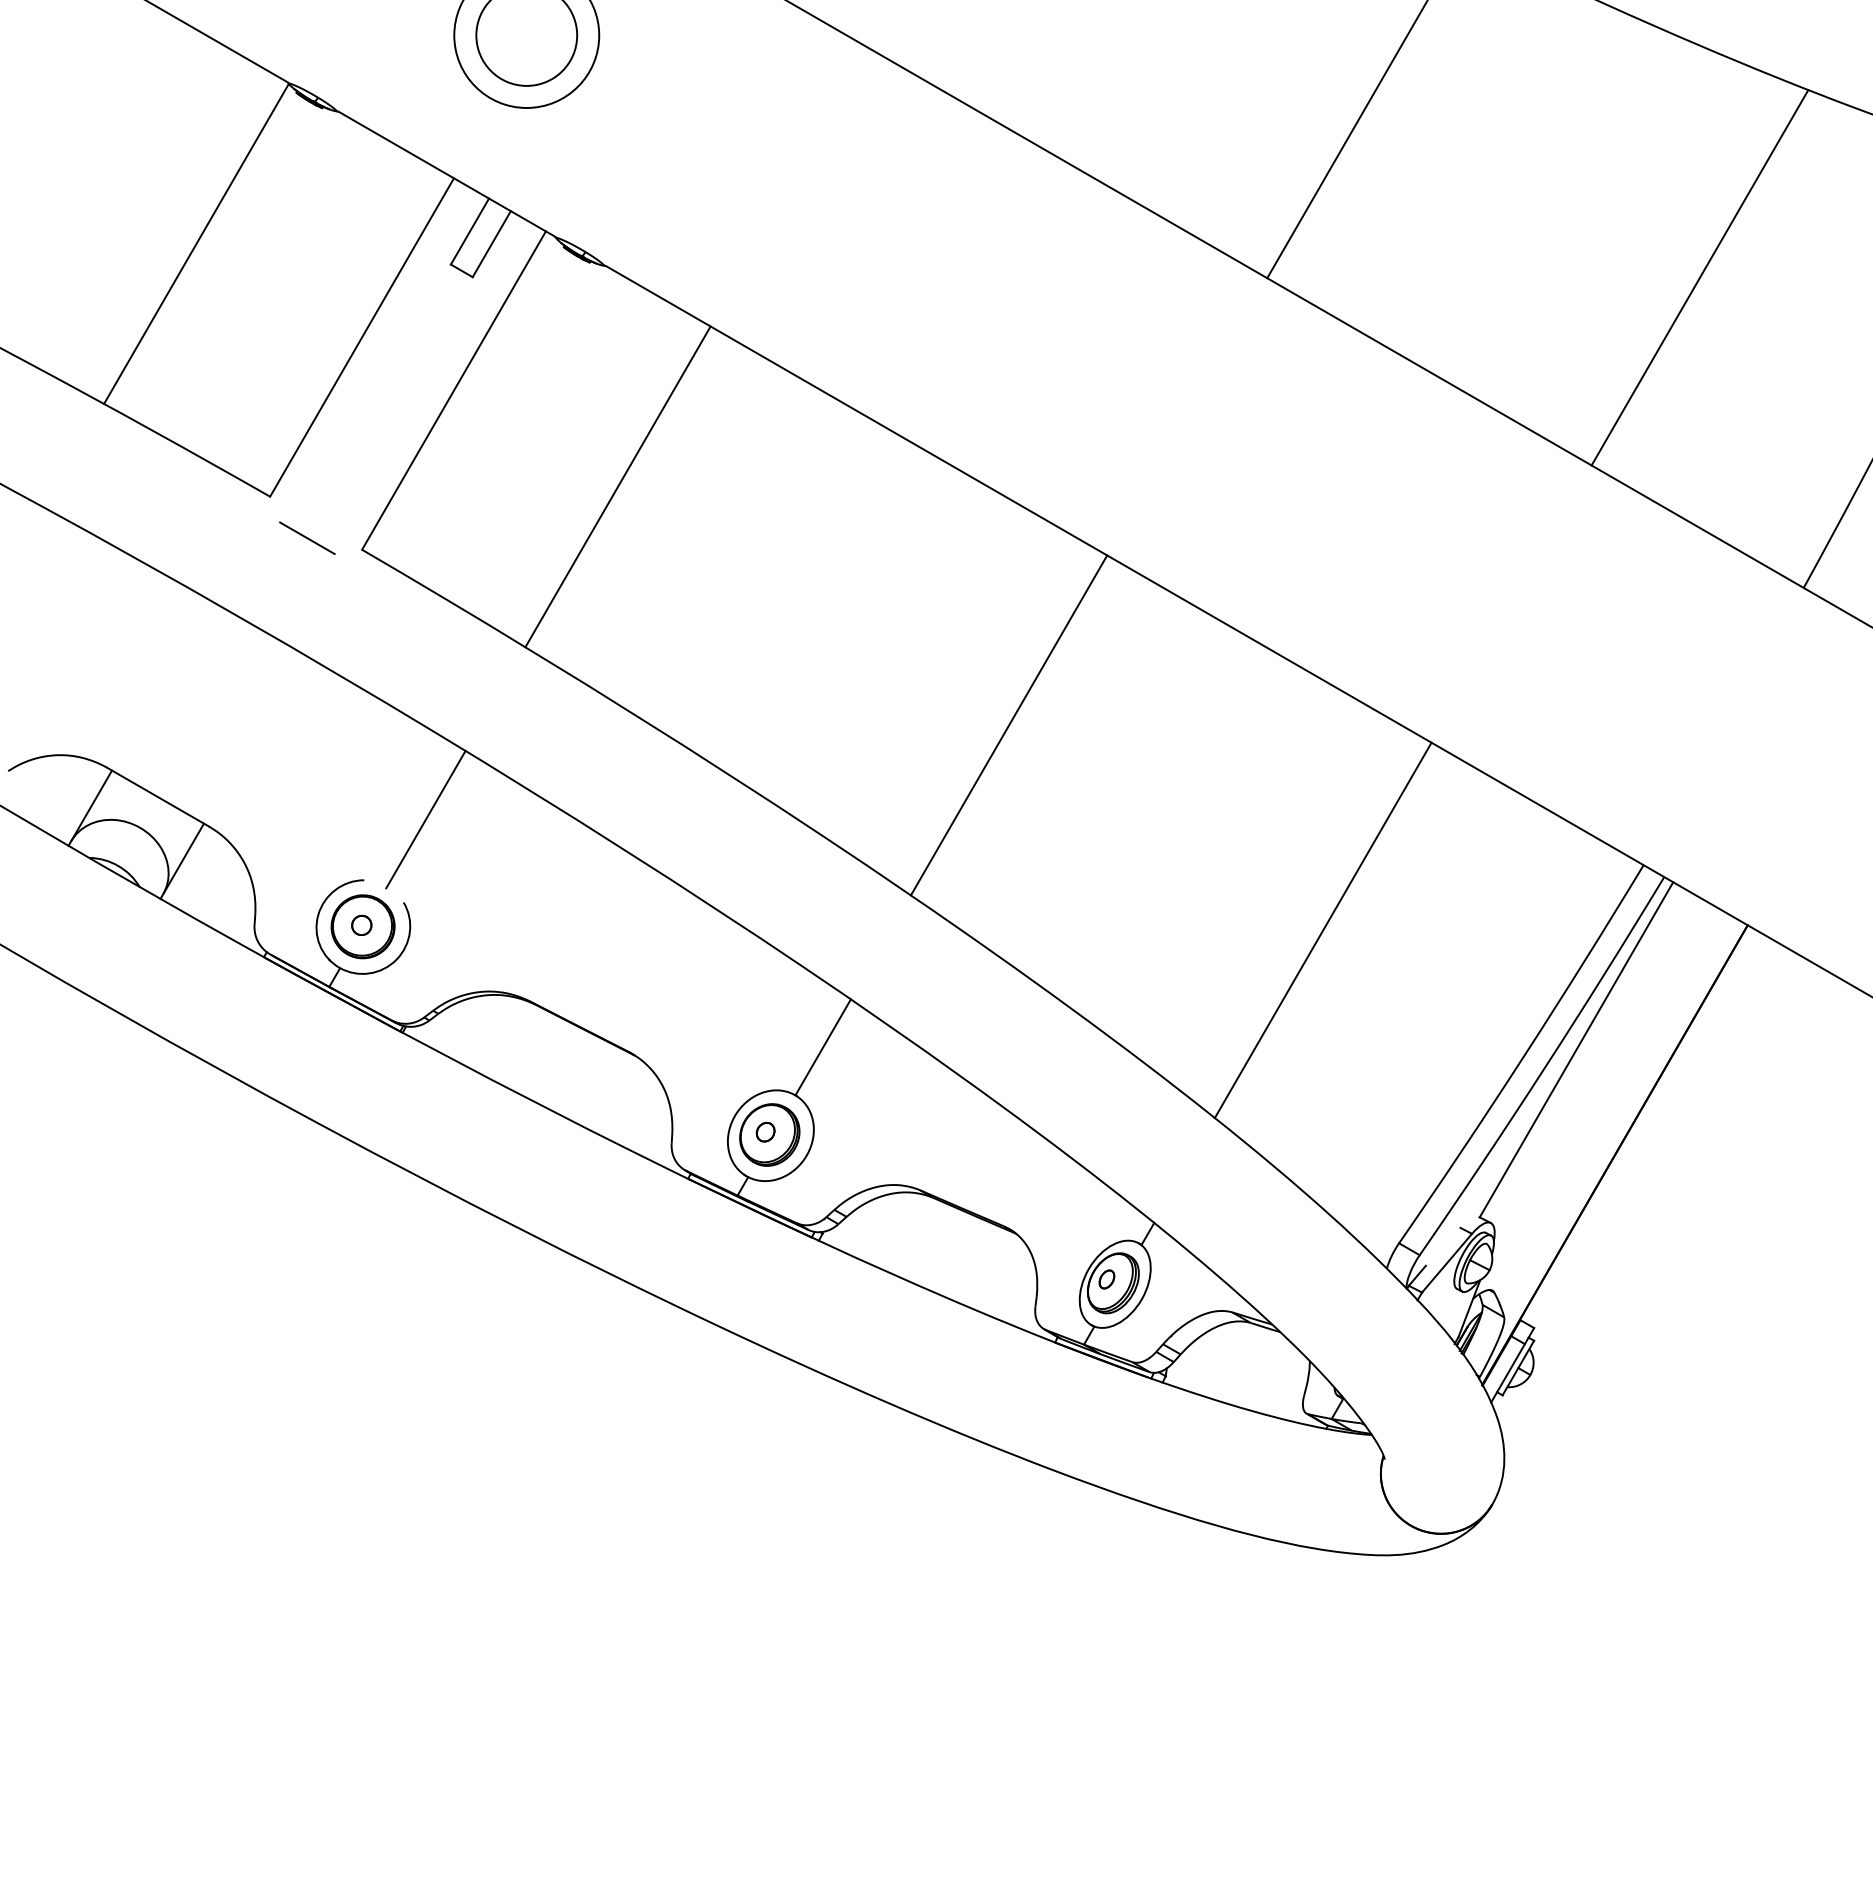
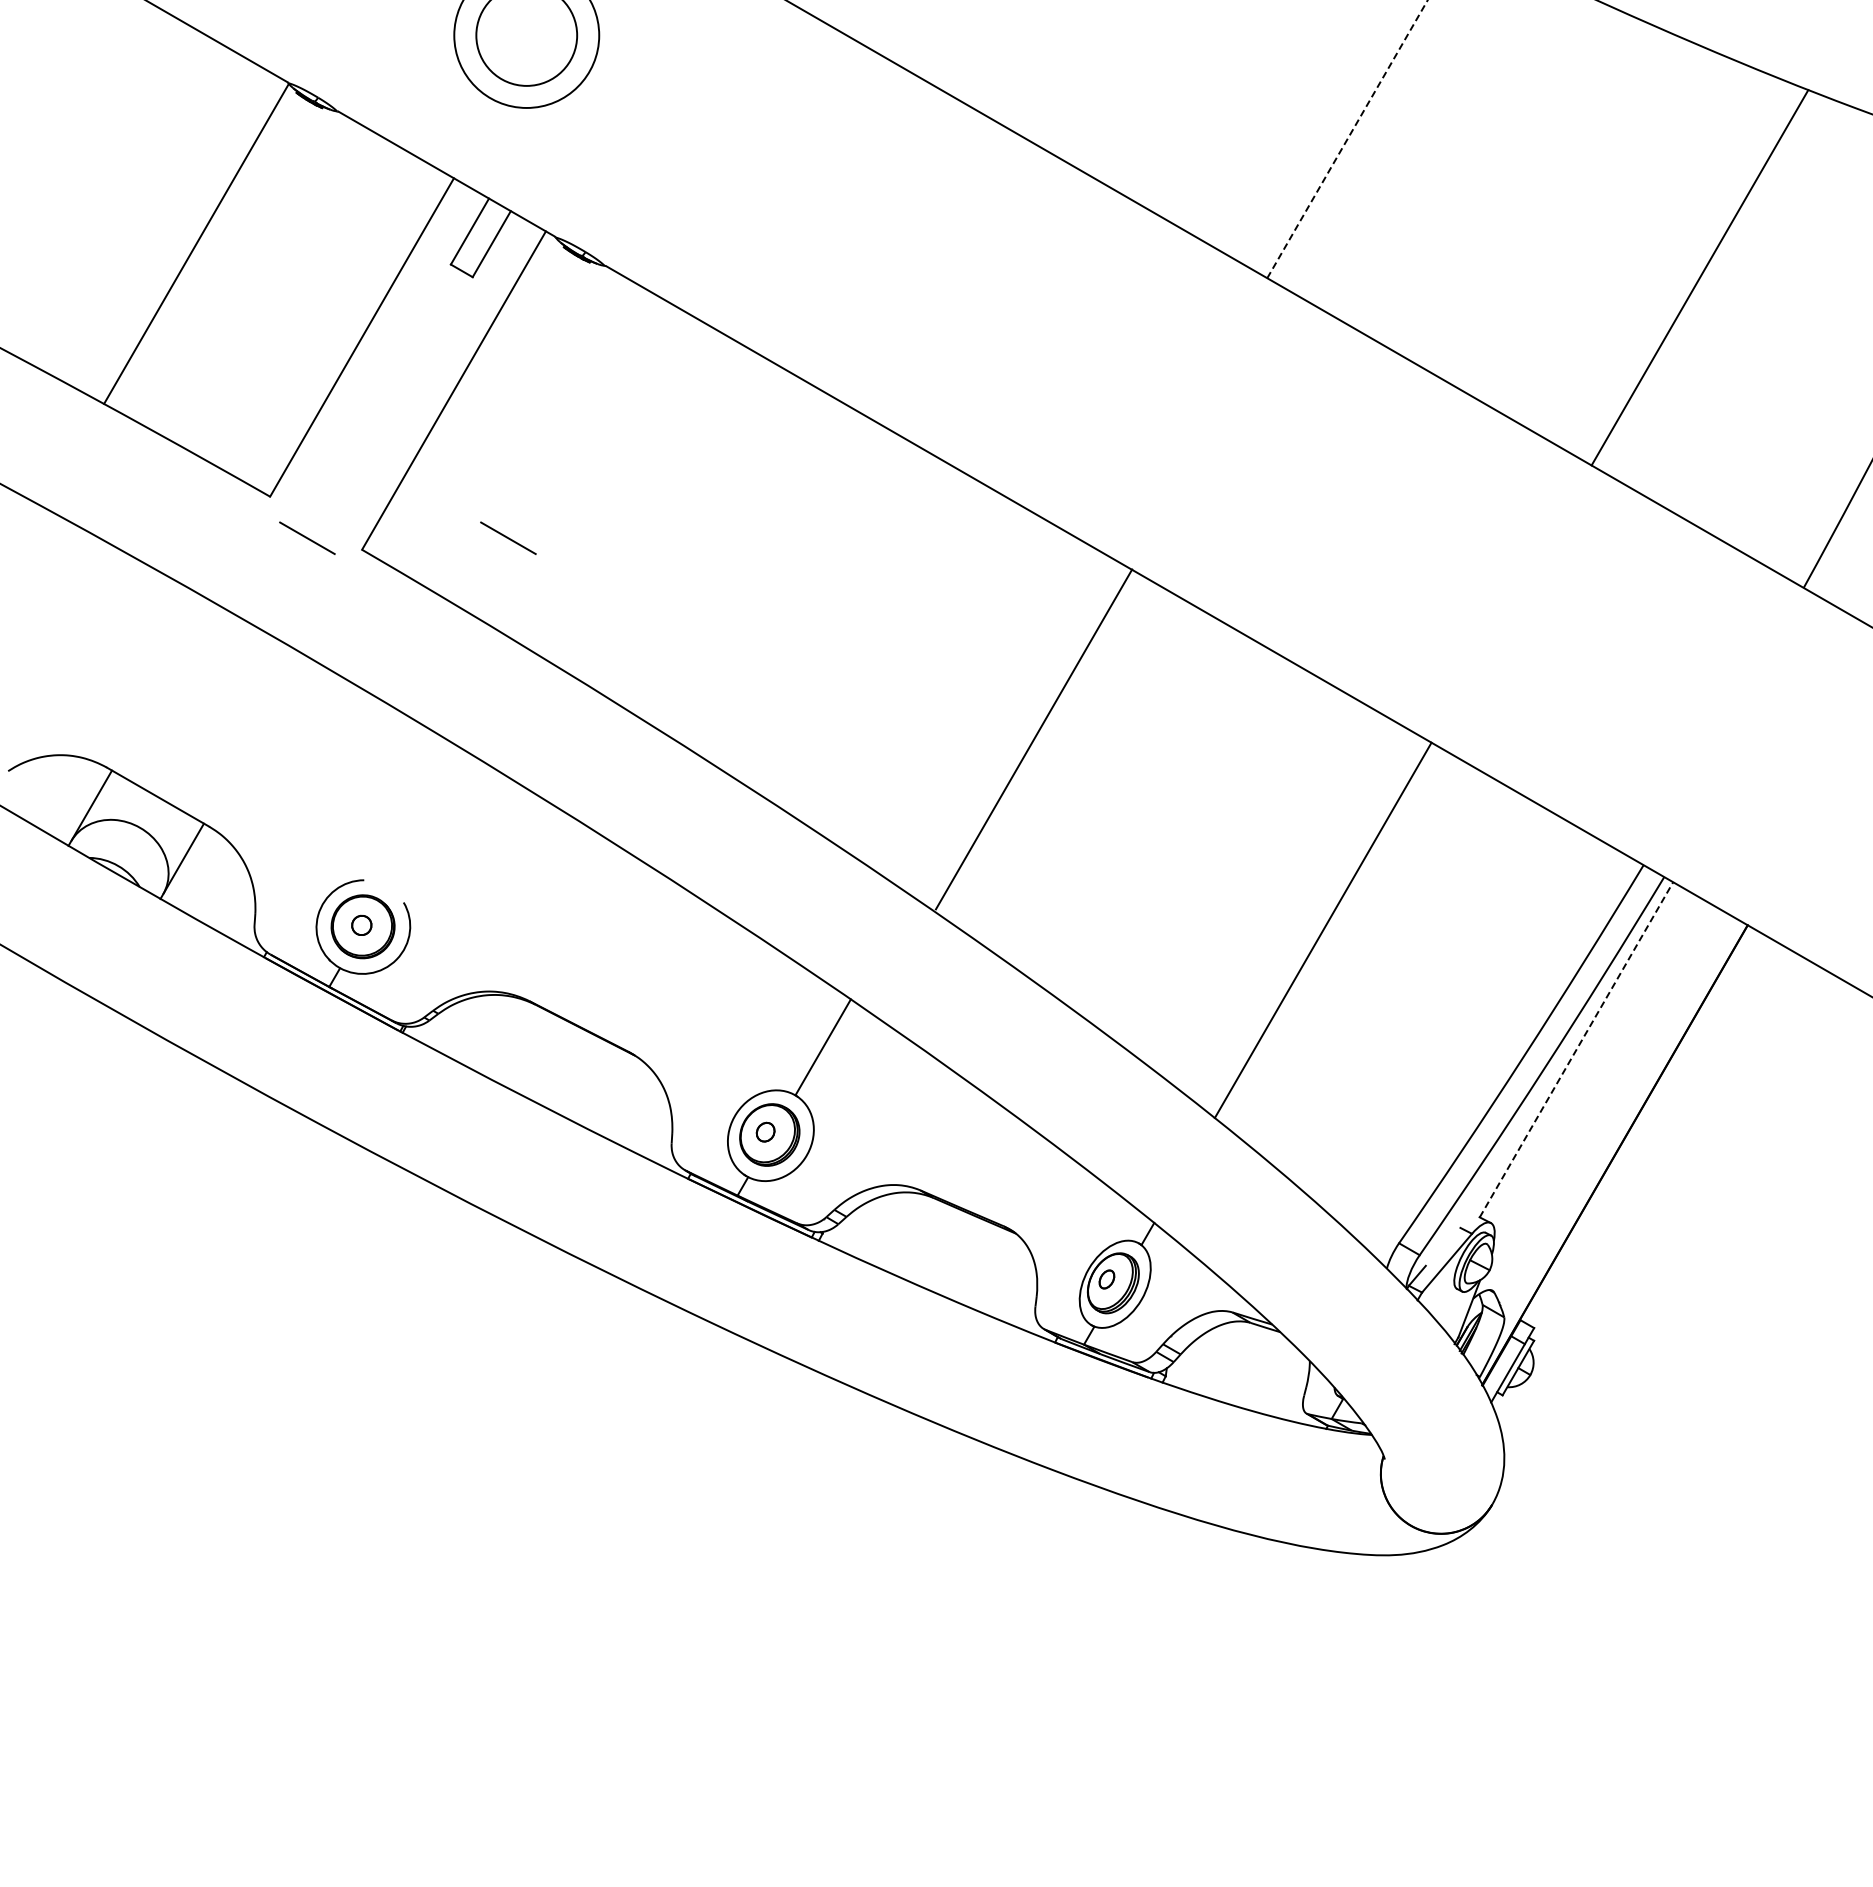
line: solid -> dashed (1347, 138)
line: present -> none (617, 486)
line: none -> present (508, 537)
line position: (1008, 725) -> (1033, 739) (1033, 739)
line: present -> none (425, 819)
line: solid -> dashed (1576, 1049)
